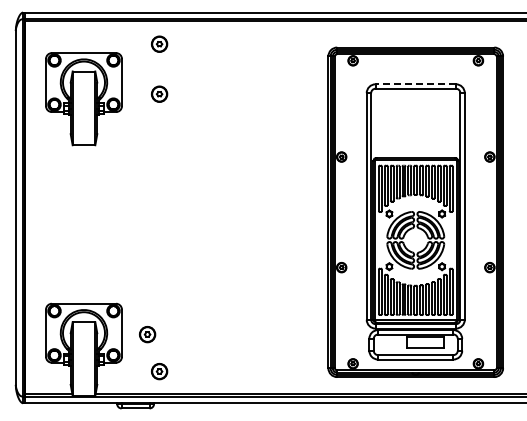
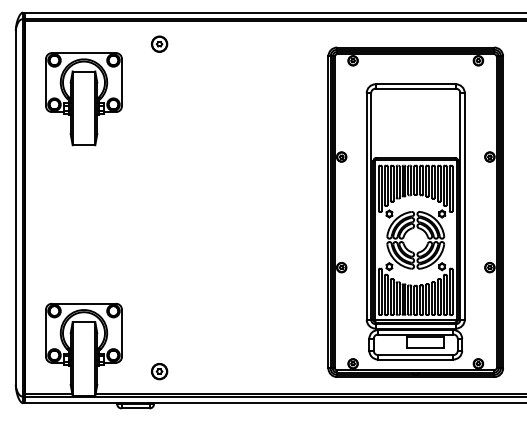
line: dashed -> solid (415, 84)
part: present -> none (159, 93)
part: present -> none (147, 334)
